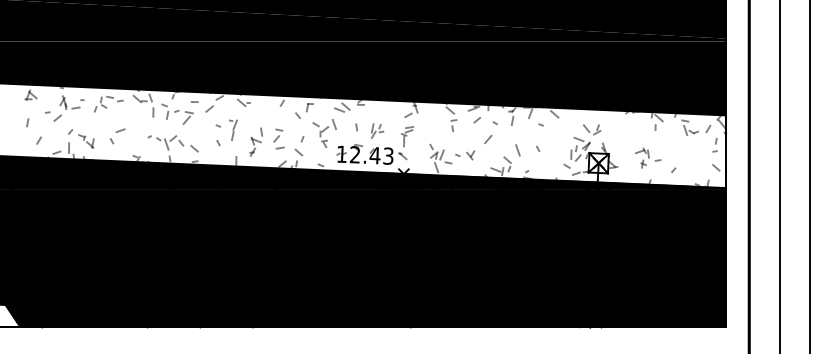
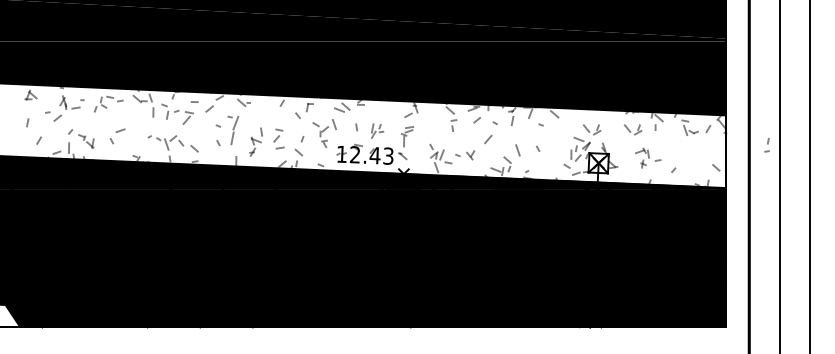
part size: 9x22 px -> 13x29 px (233, 130)
part: none -> present (633, 129)
part position: (714, 145) -> (766, 145) (766, 145)
